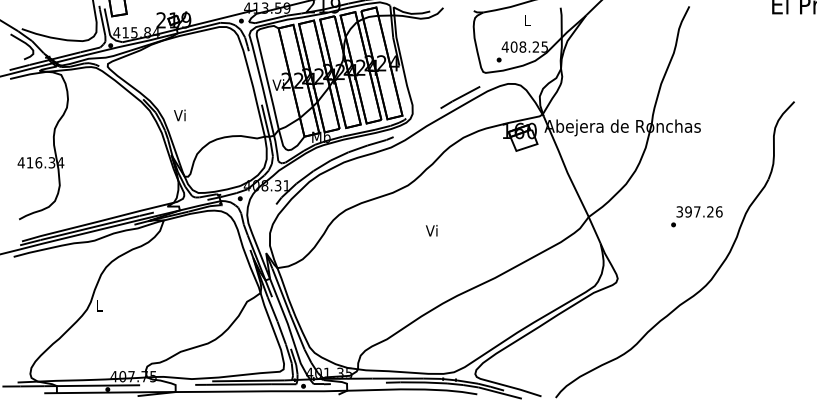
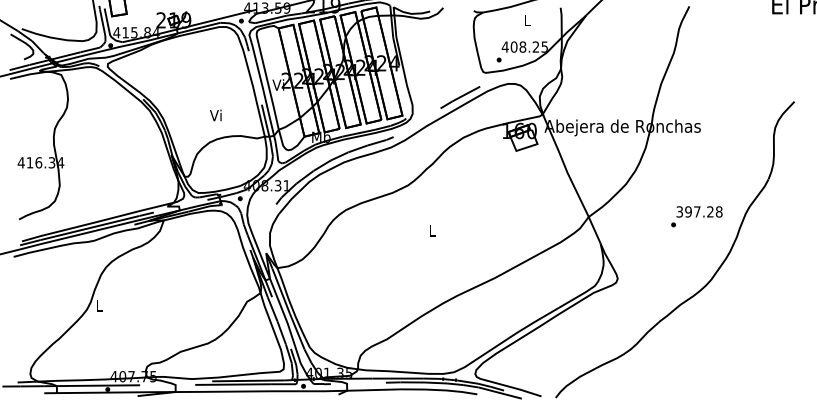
text position: (179, 115) -> (215, 115) (215, 115)
text: 397.26 -> 397.28 (718, 211)
text: Vi -> L (431, 230)
